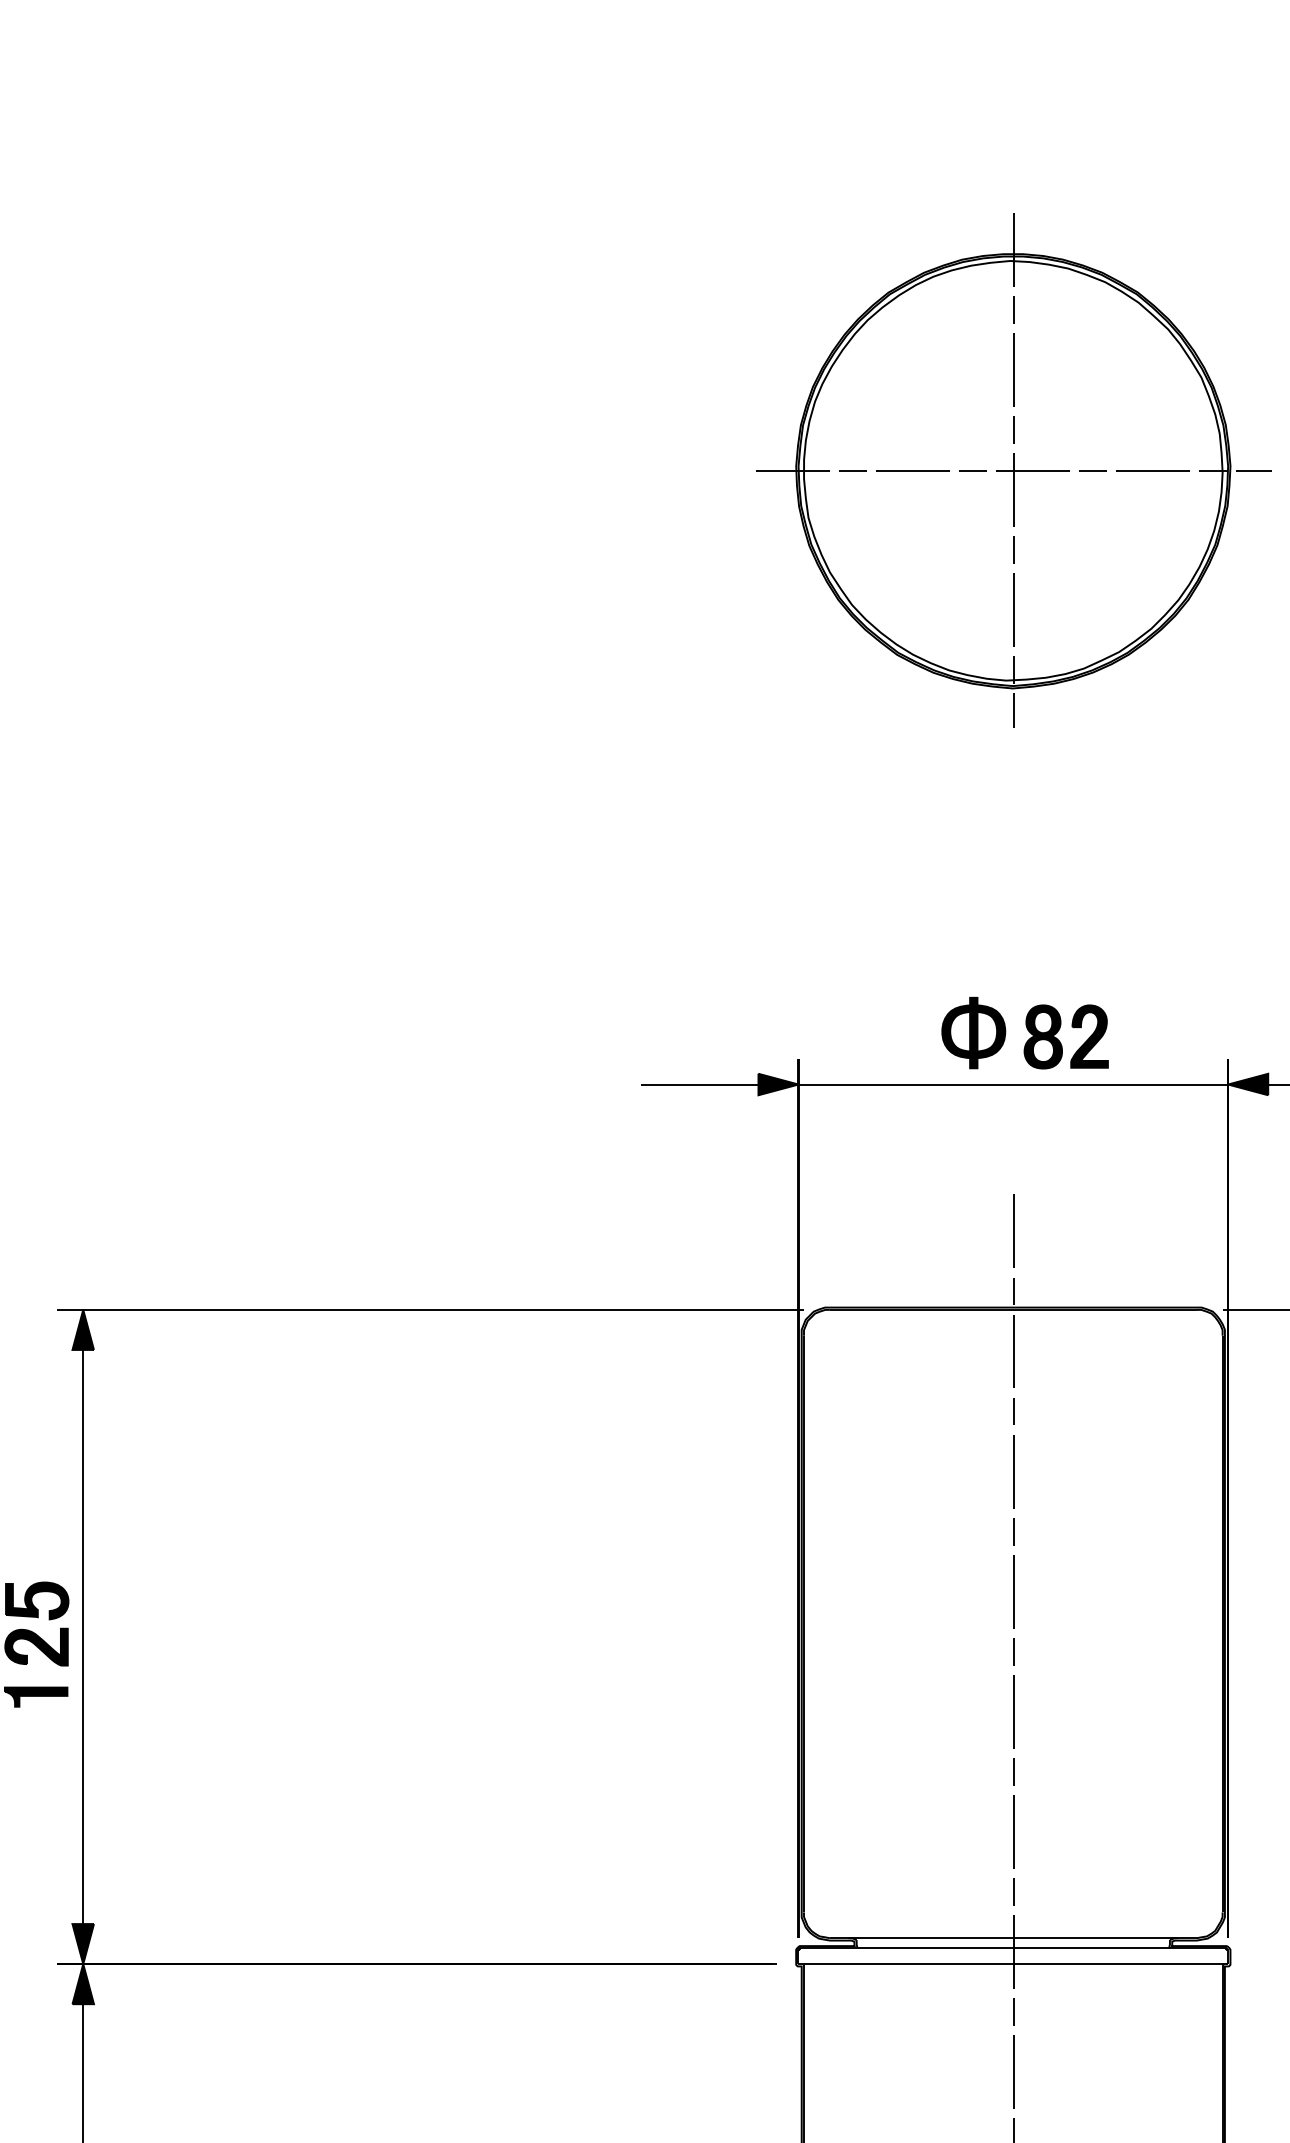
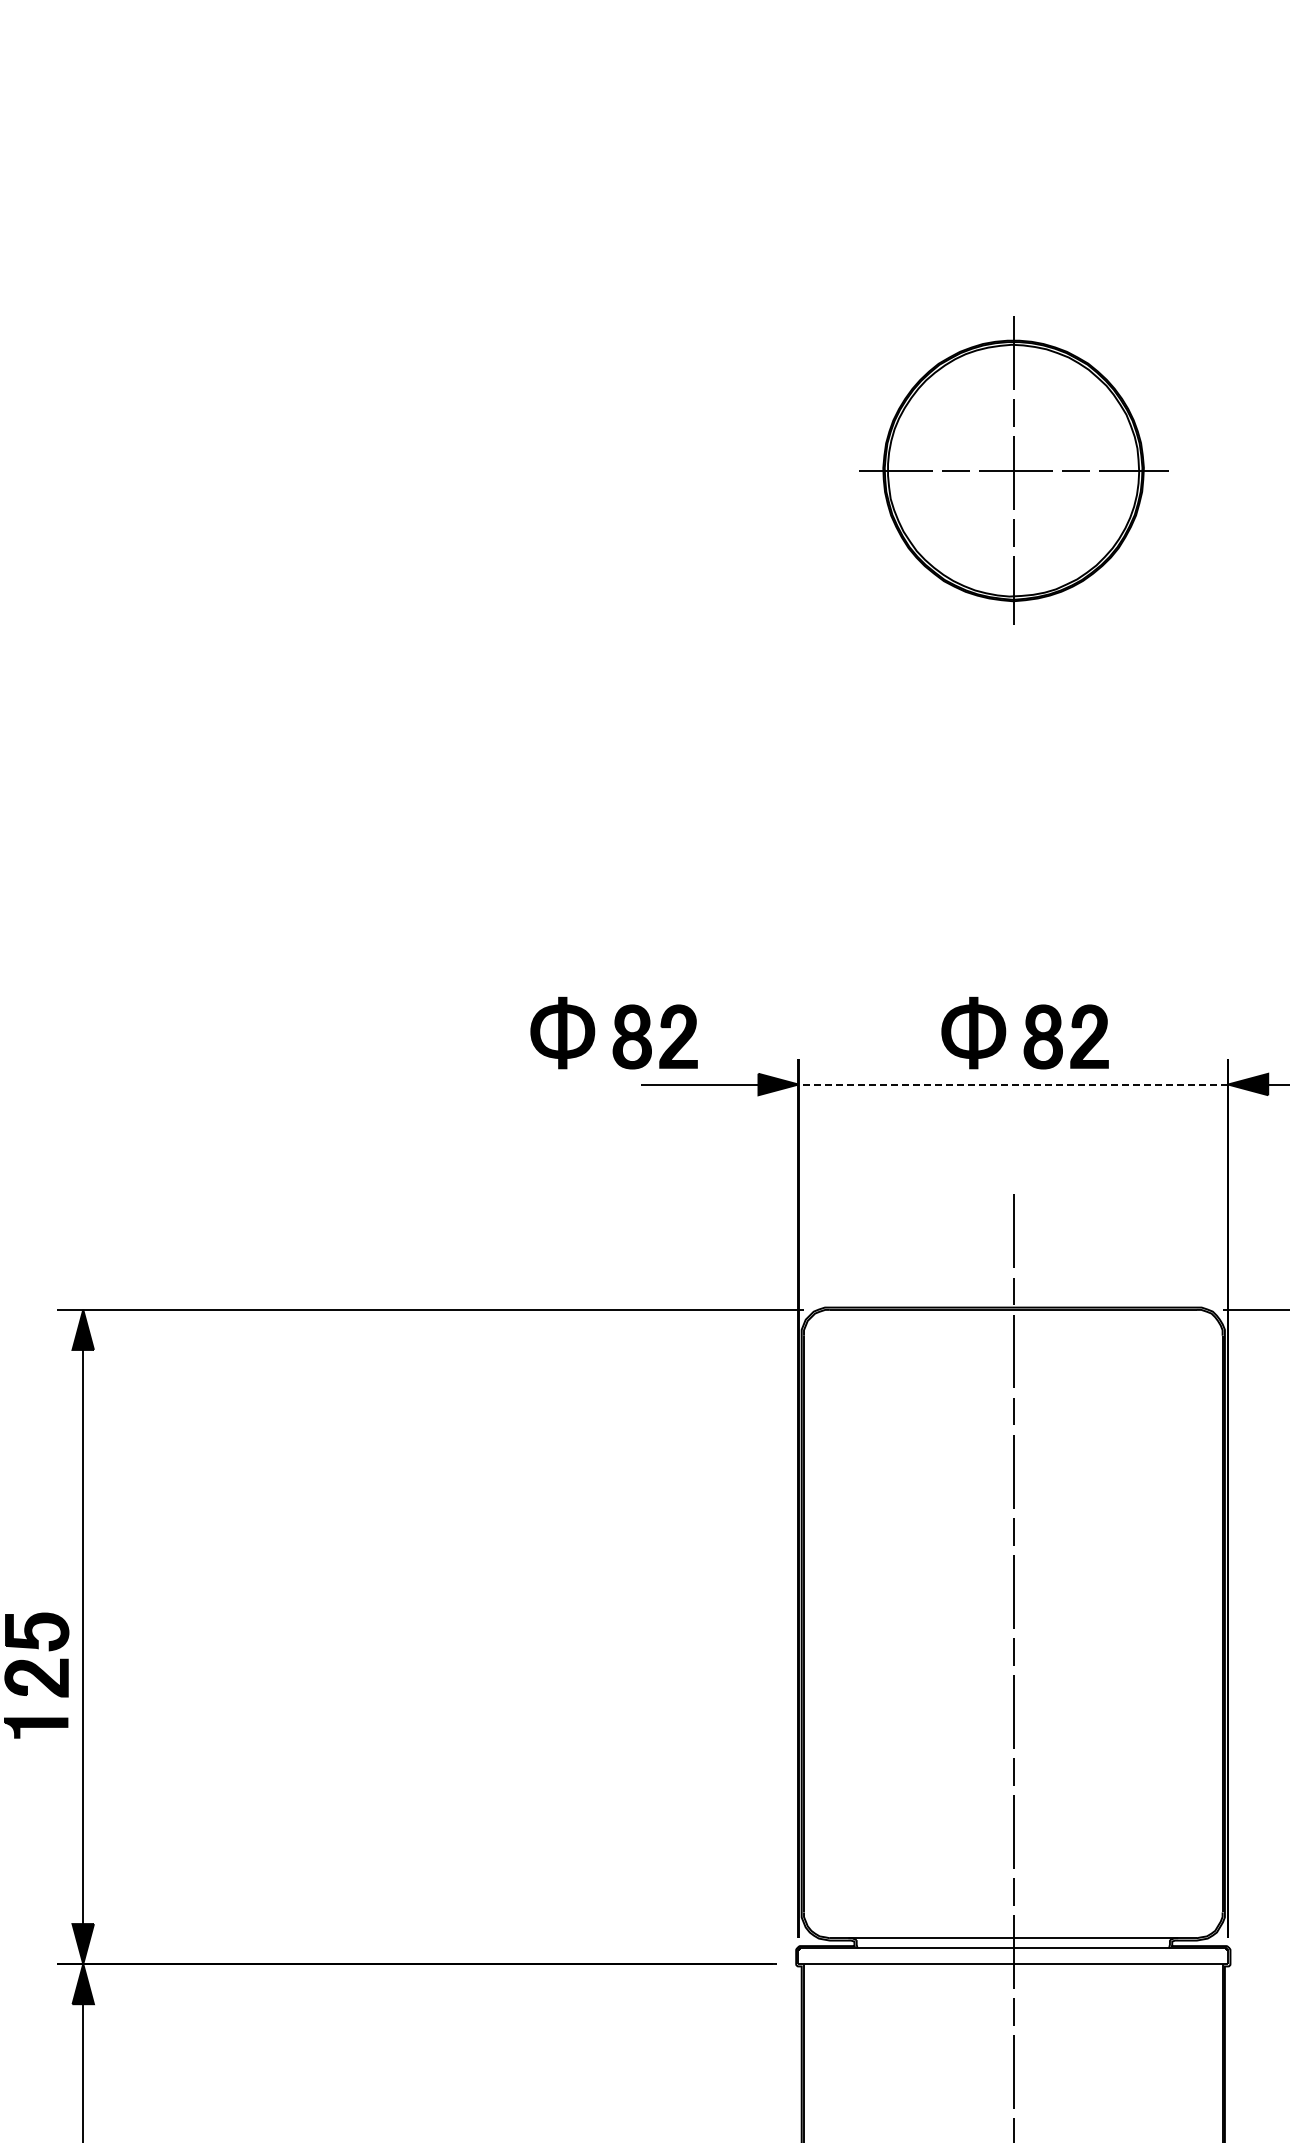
part size: 516x515 px -> 310x309 px (1013, 470)
part: none -> present (613, 1032)
line: solid -> dashed (1013, 1084)
part position: (36, 1644) -> (36, 1675) (36, 1675)
